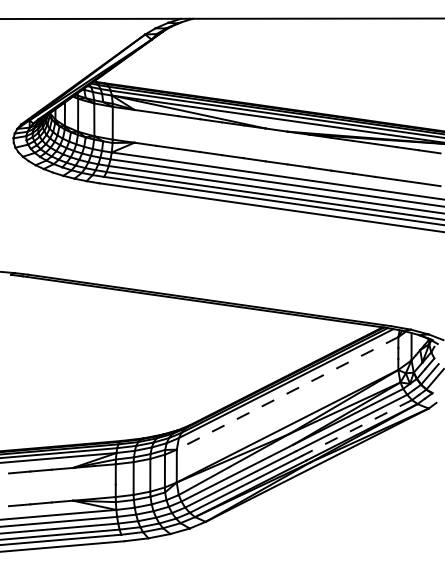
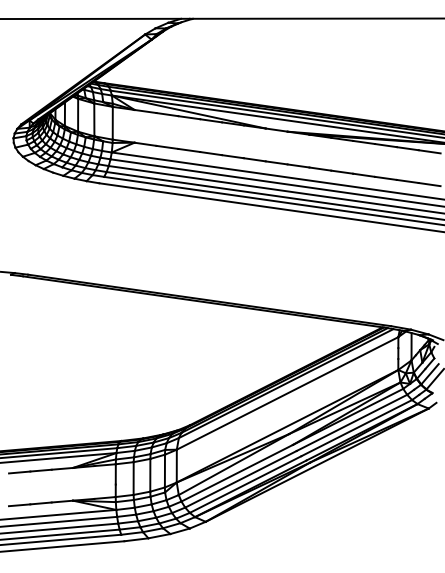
line: dashed -> solid (287, 393)
line: dashed -> solid (356, 428)
